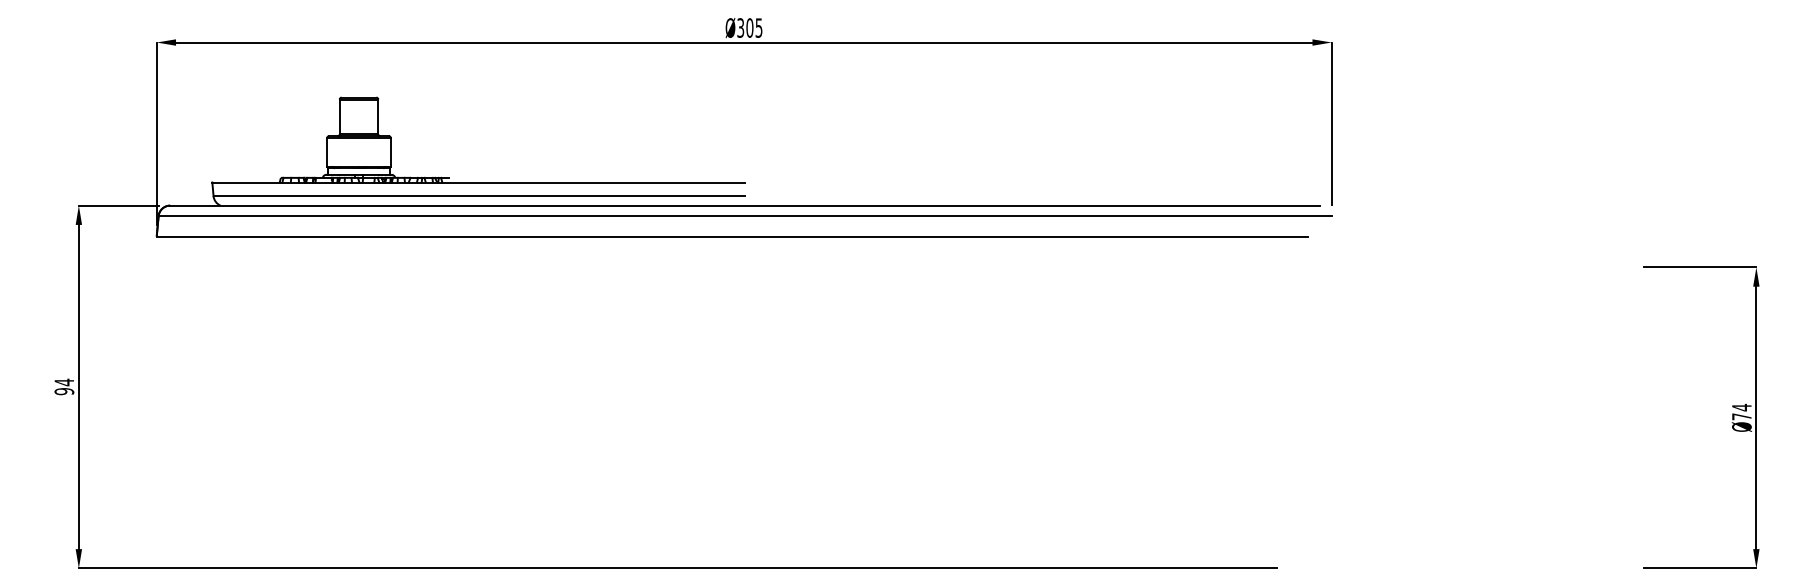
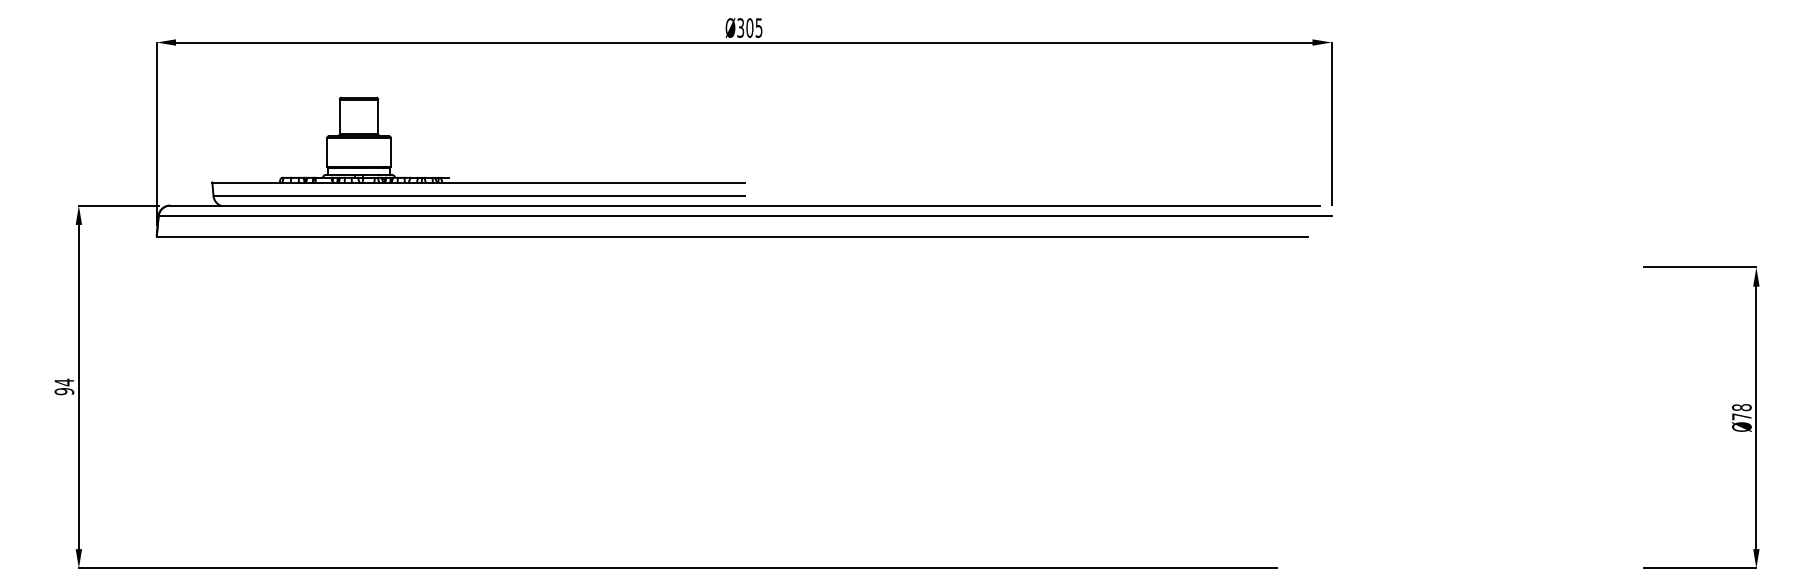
text: Ø74 -> Ø78 (1741, 407)
